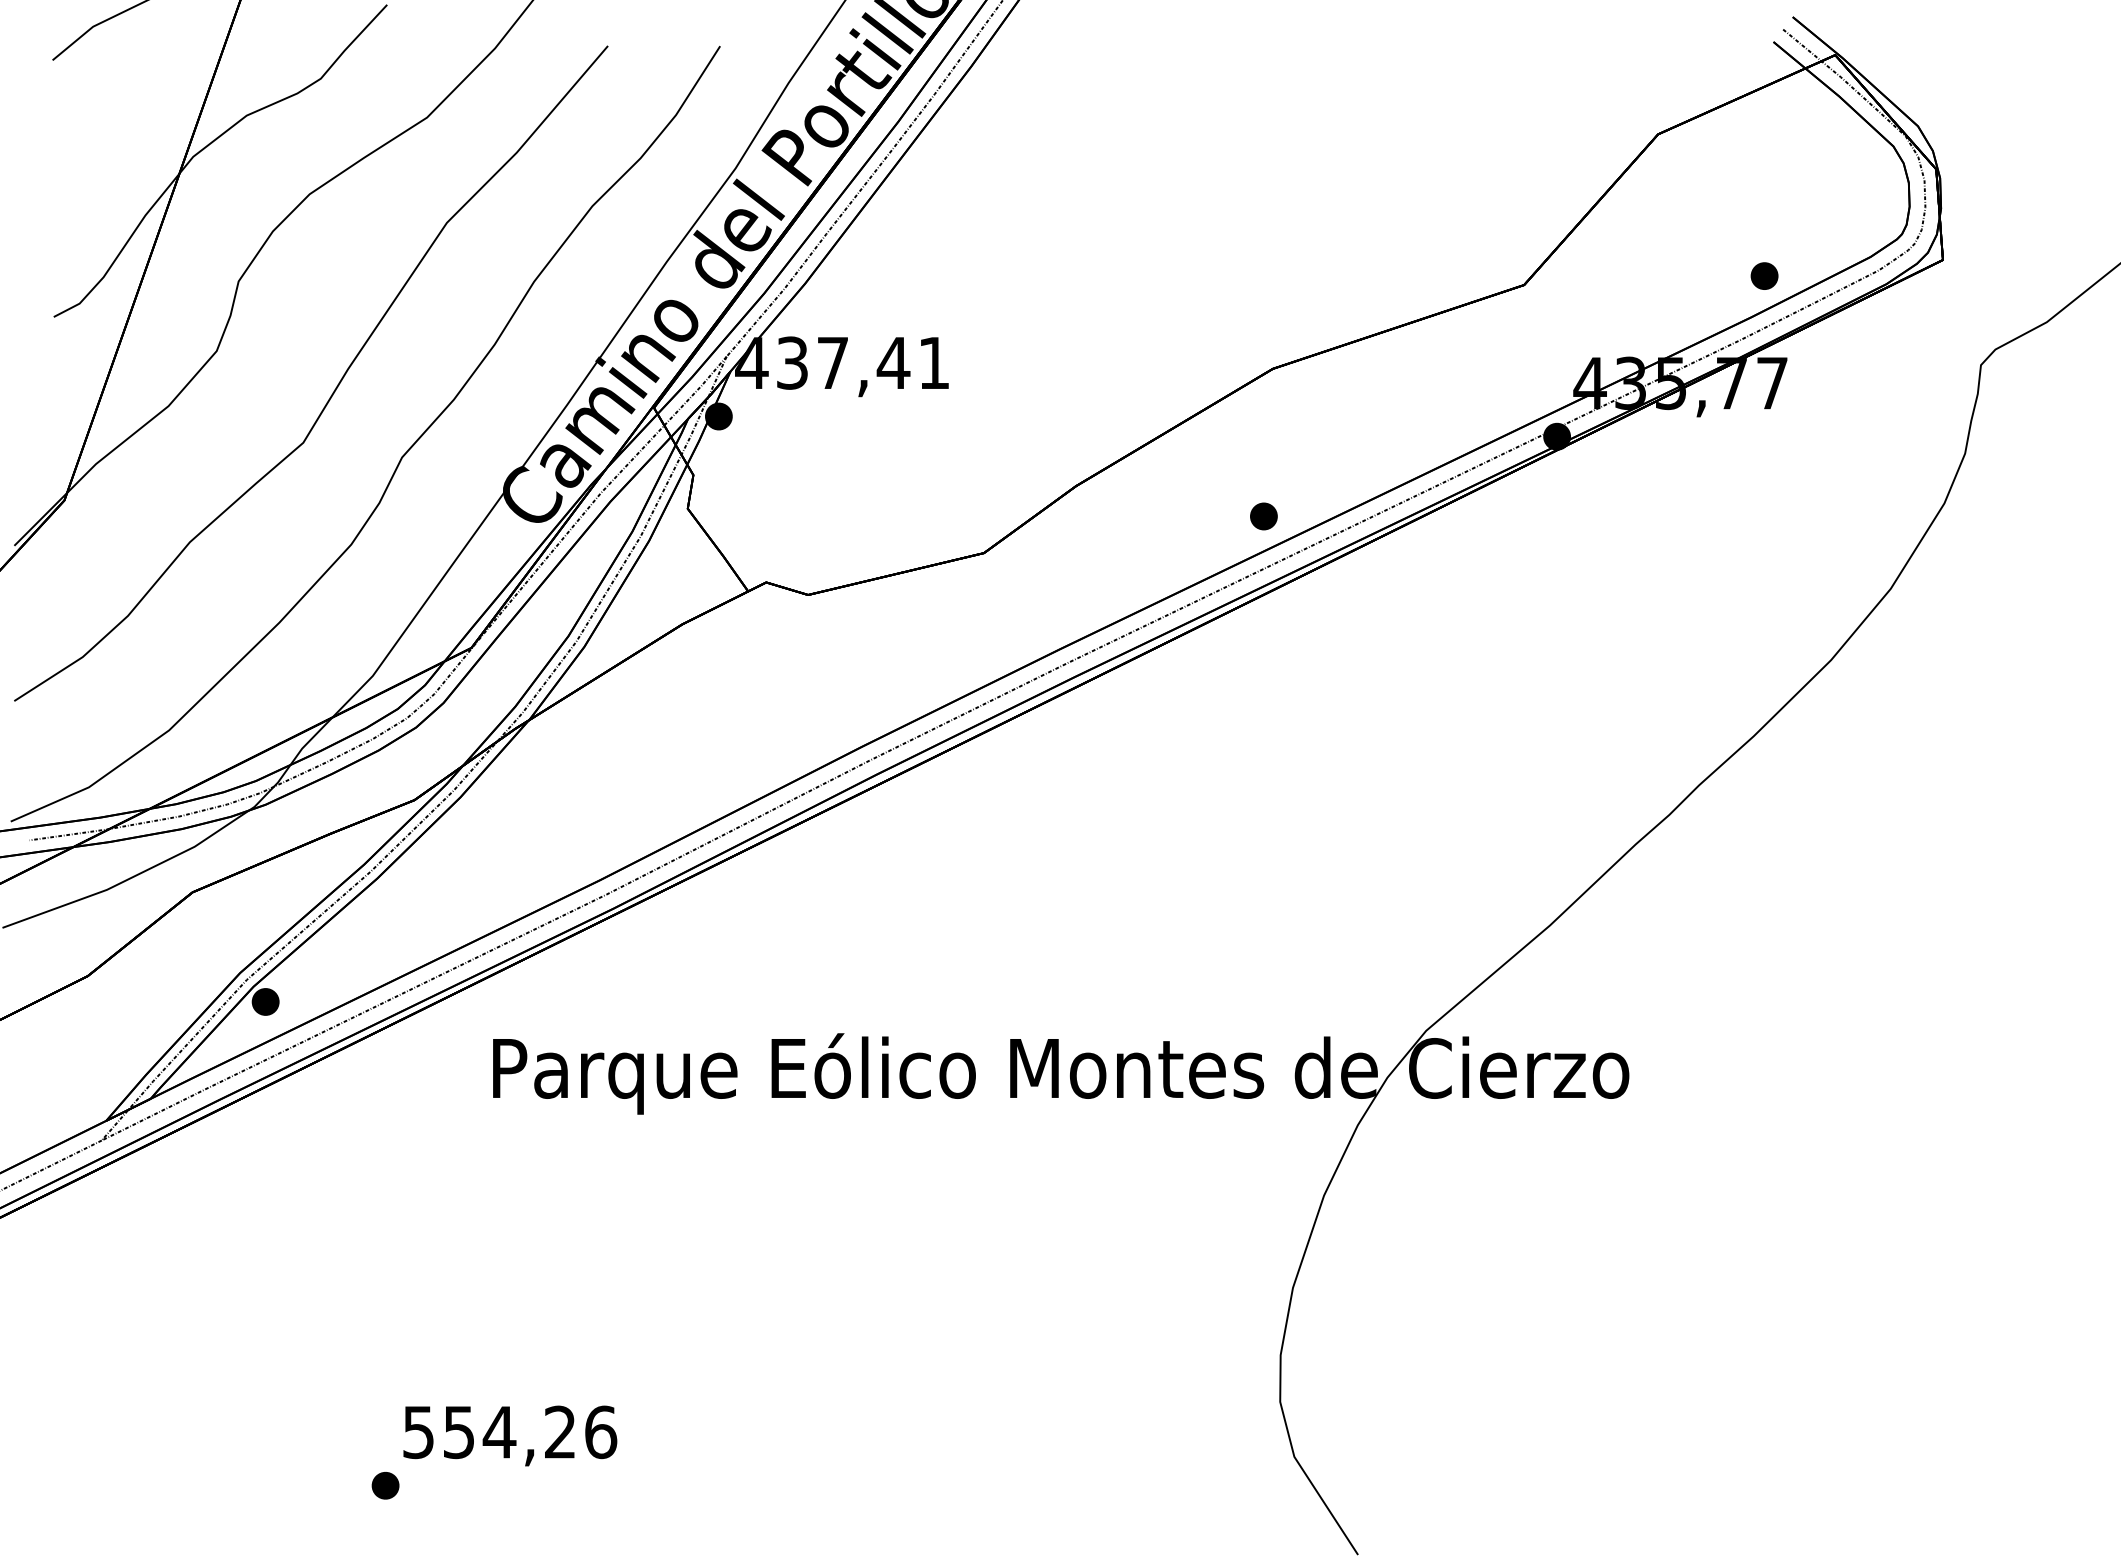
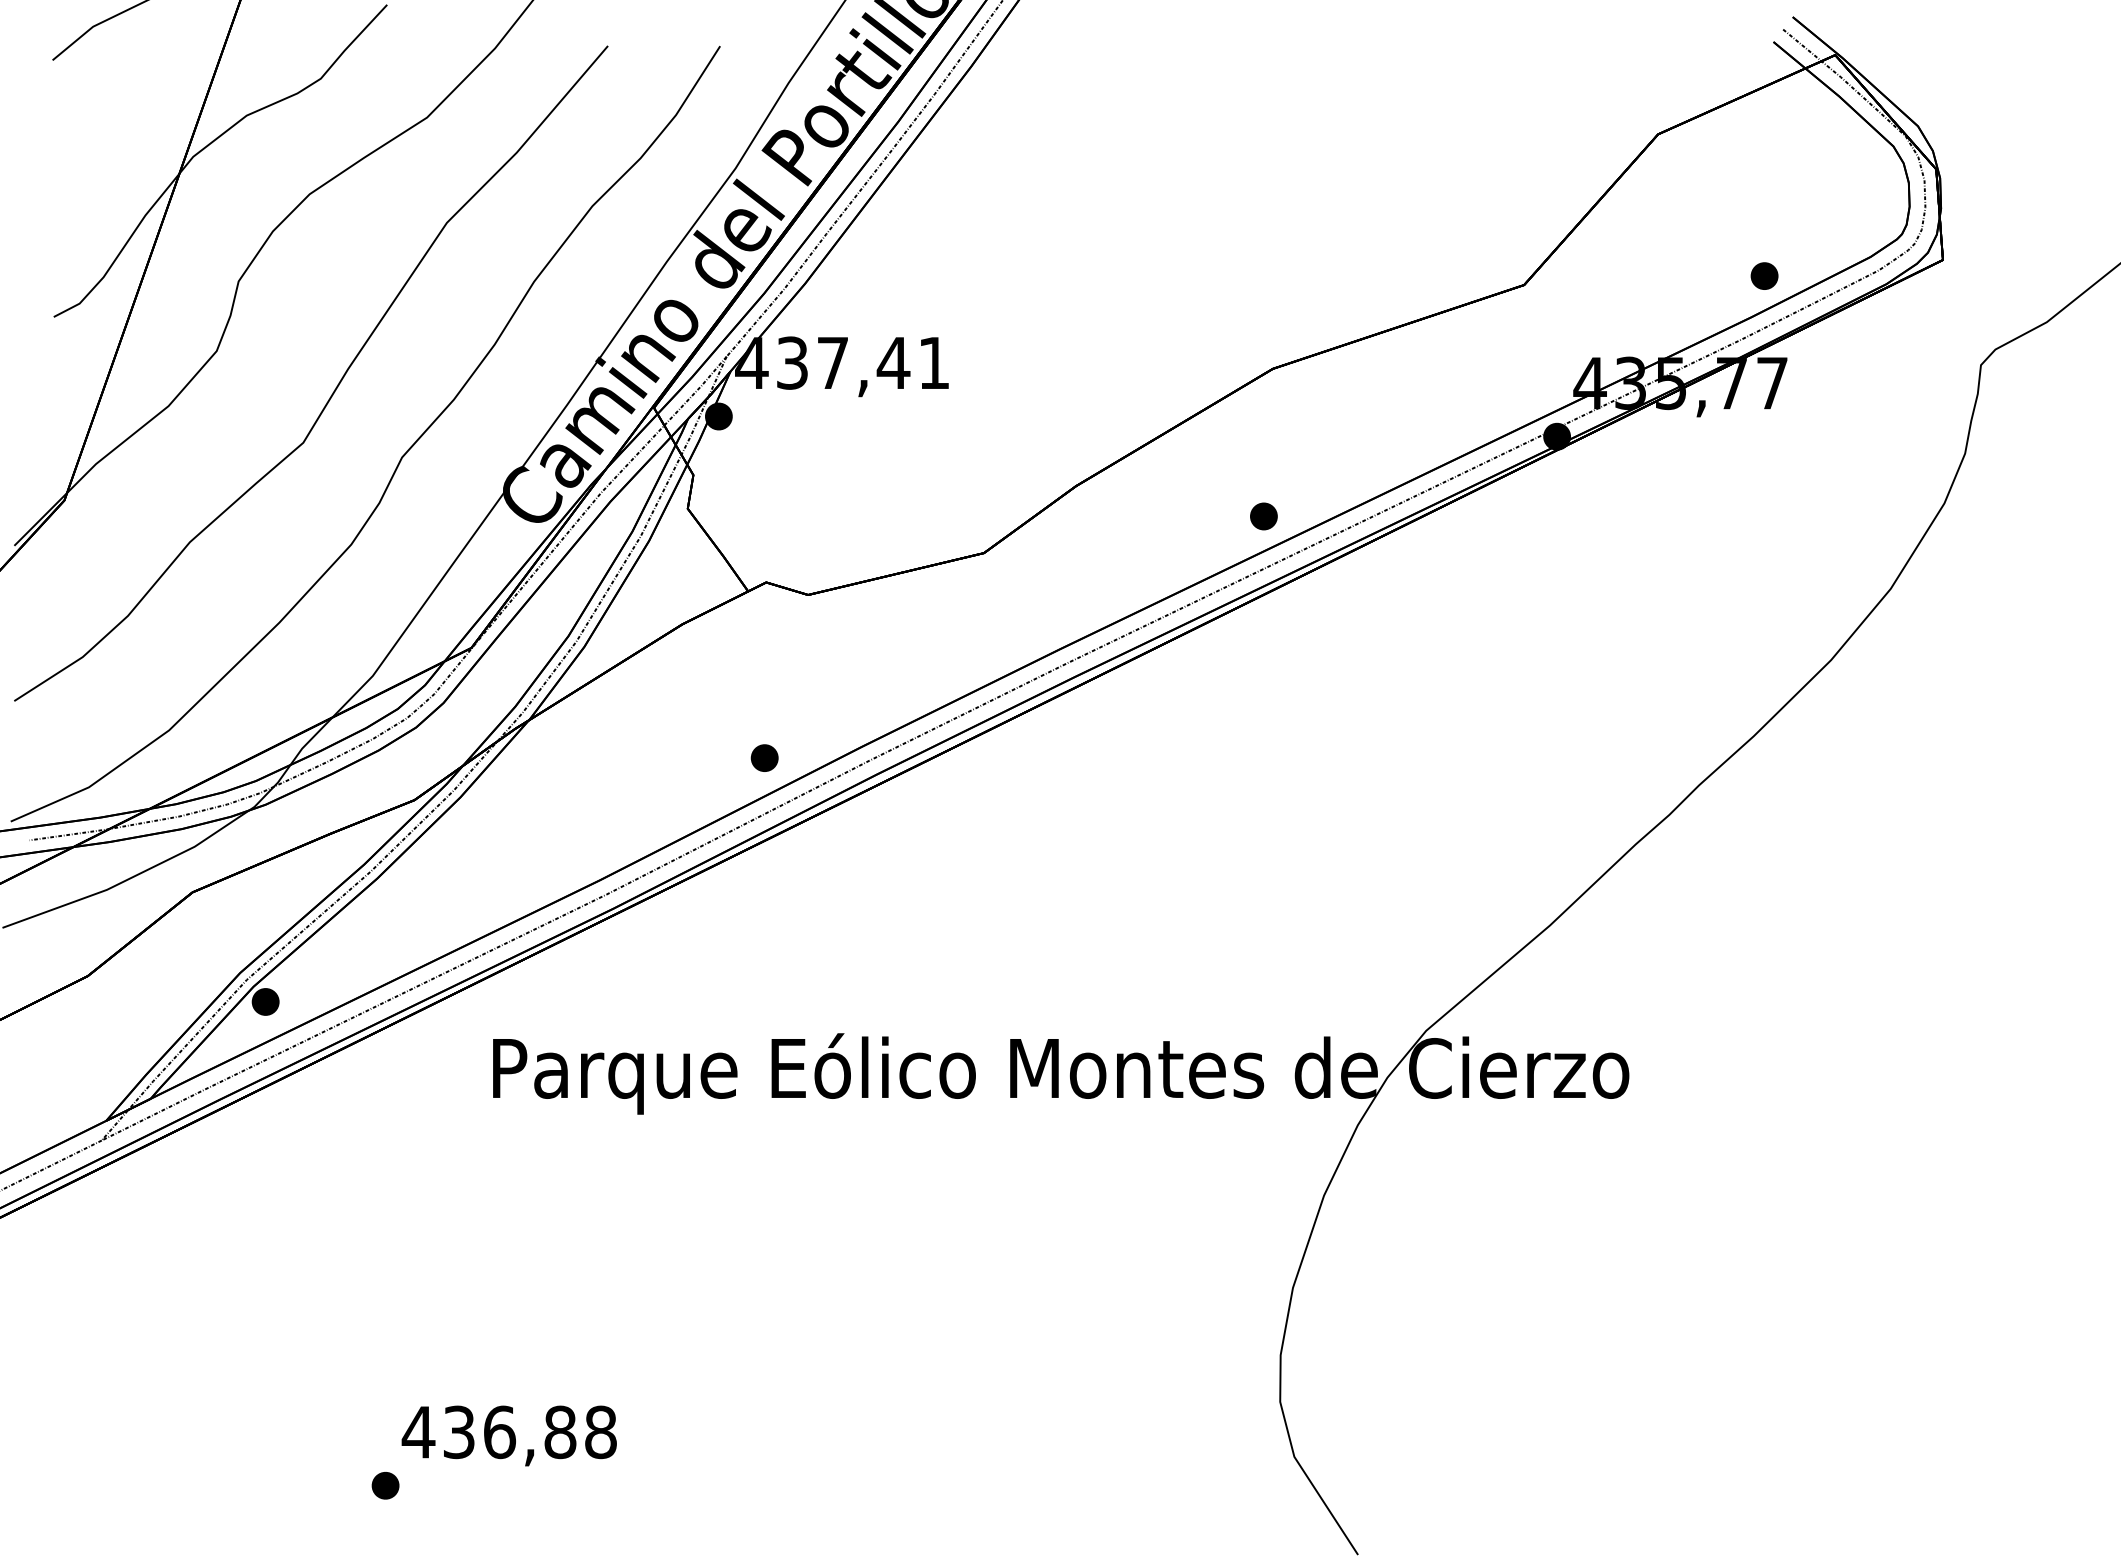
part: none -> present (764, 757)
text: 554,26 -> 436,88 (509, 1432)
